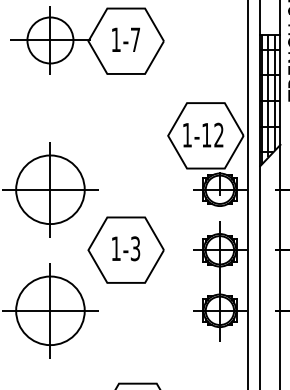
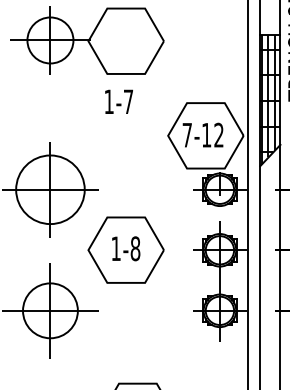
text position: (125, 39) -> (118, 101) (118, 101)
text: 1-12 -> 7-12 (186, 135)
text: 1-3 -> 1-8 (135, 248)
circle diameter: 69 px -> 55 px (50, 310)
